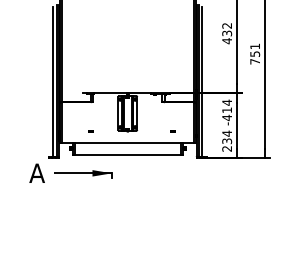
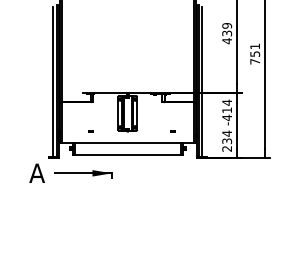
text: 432 -> 439 (227, 25)
